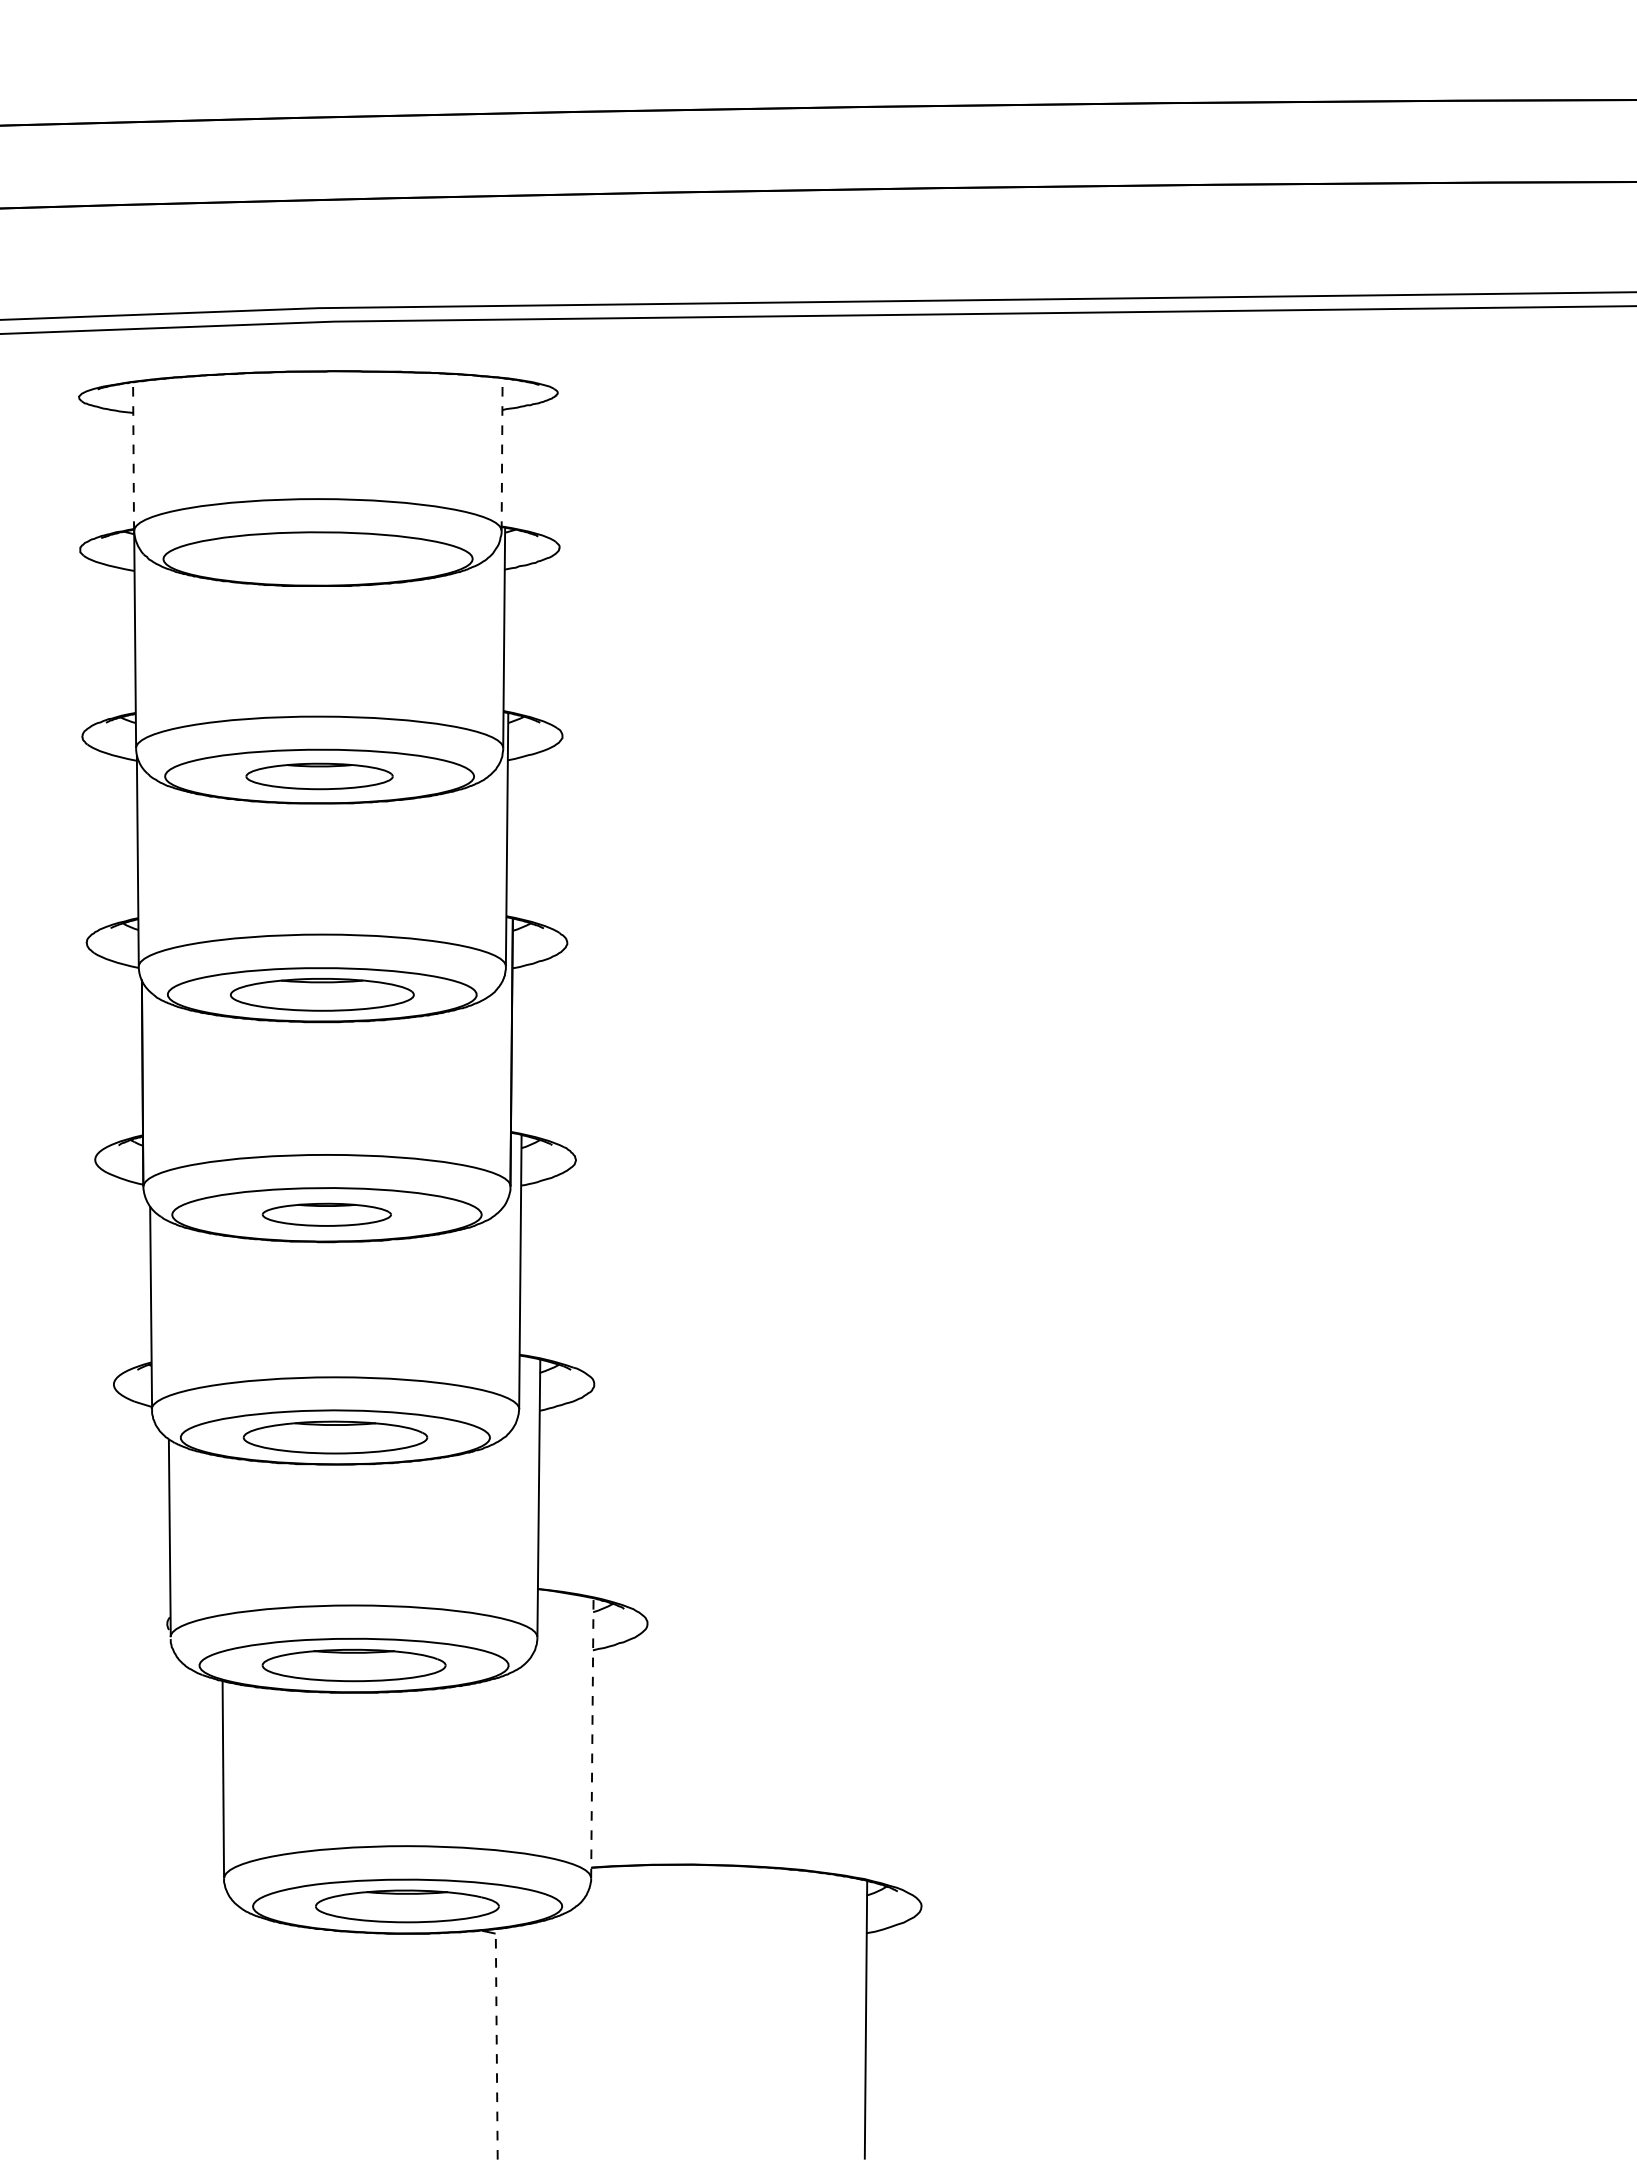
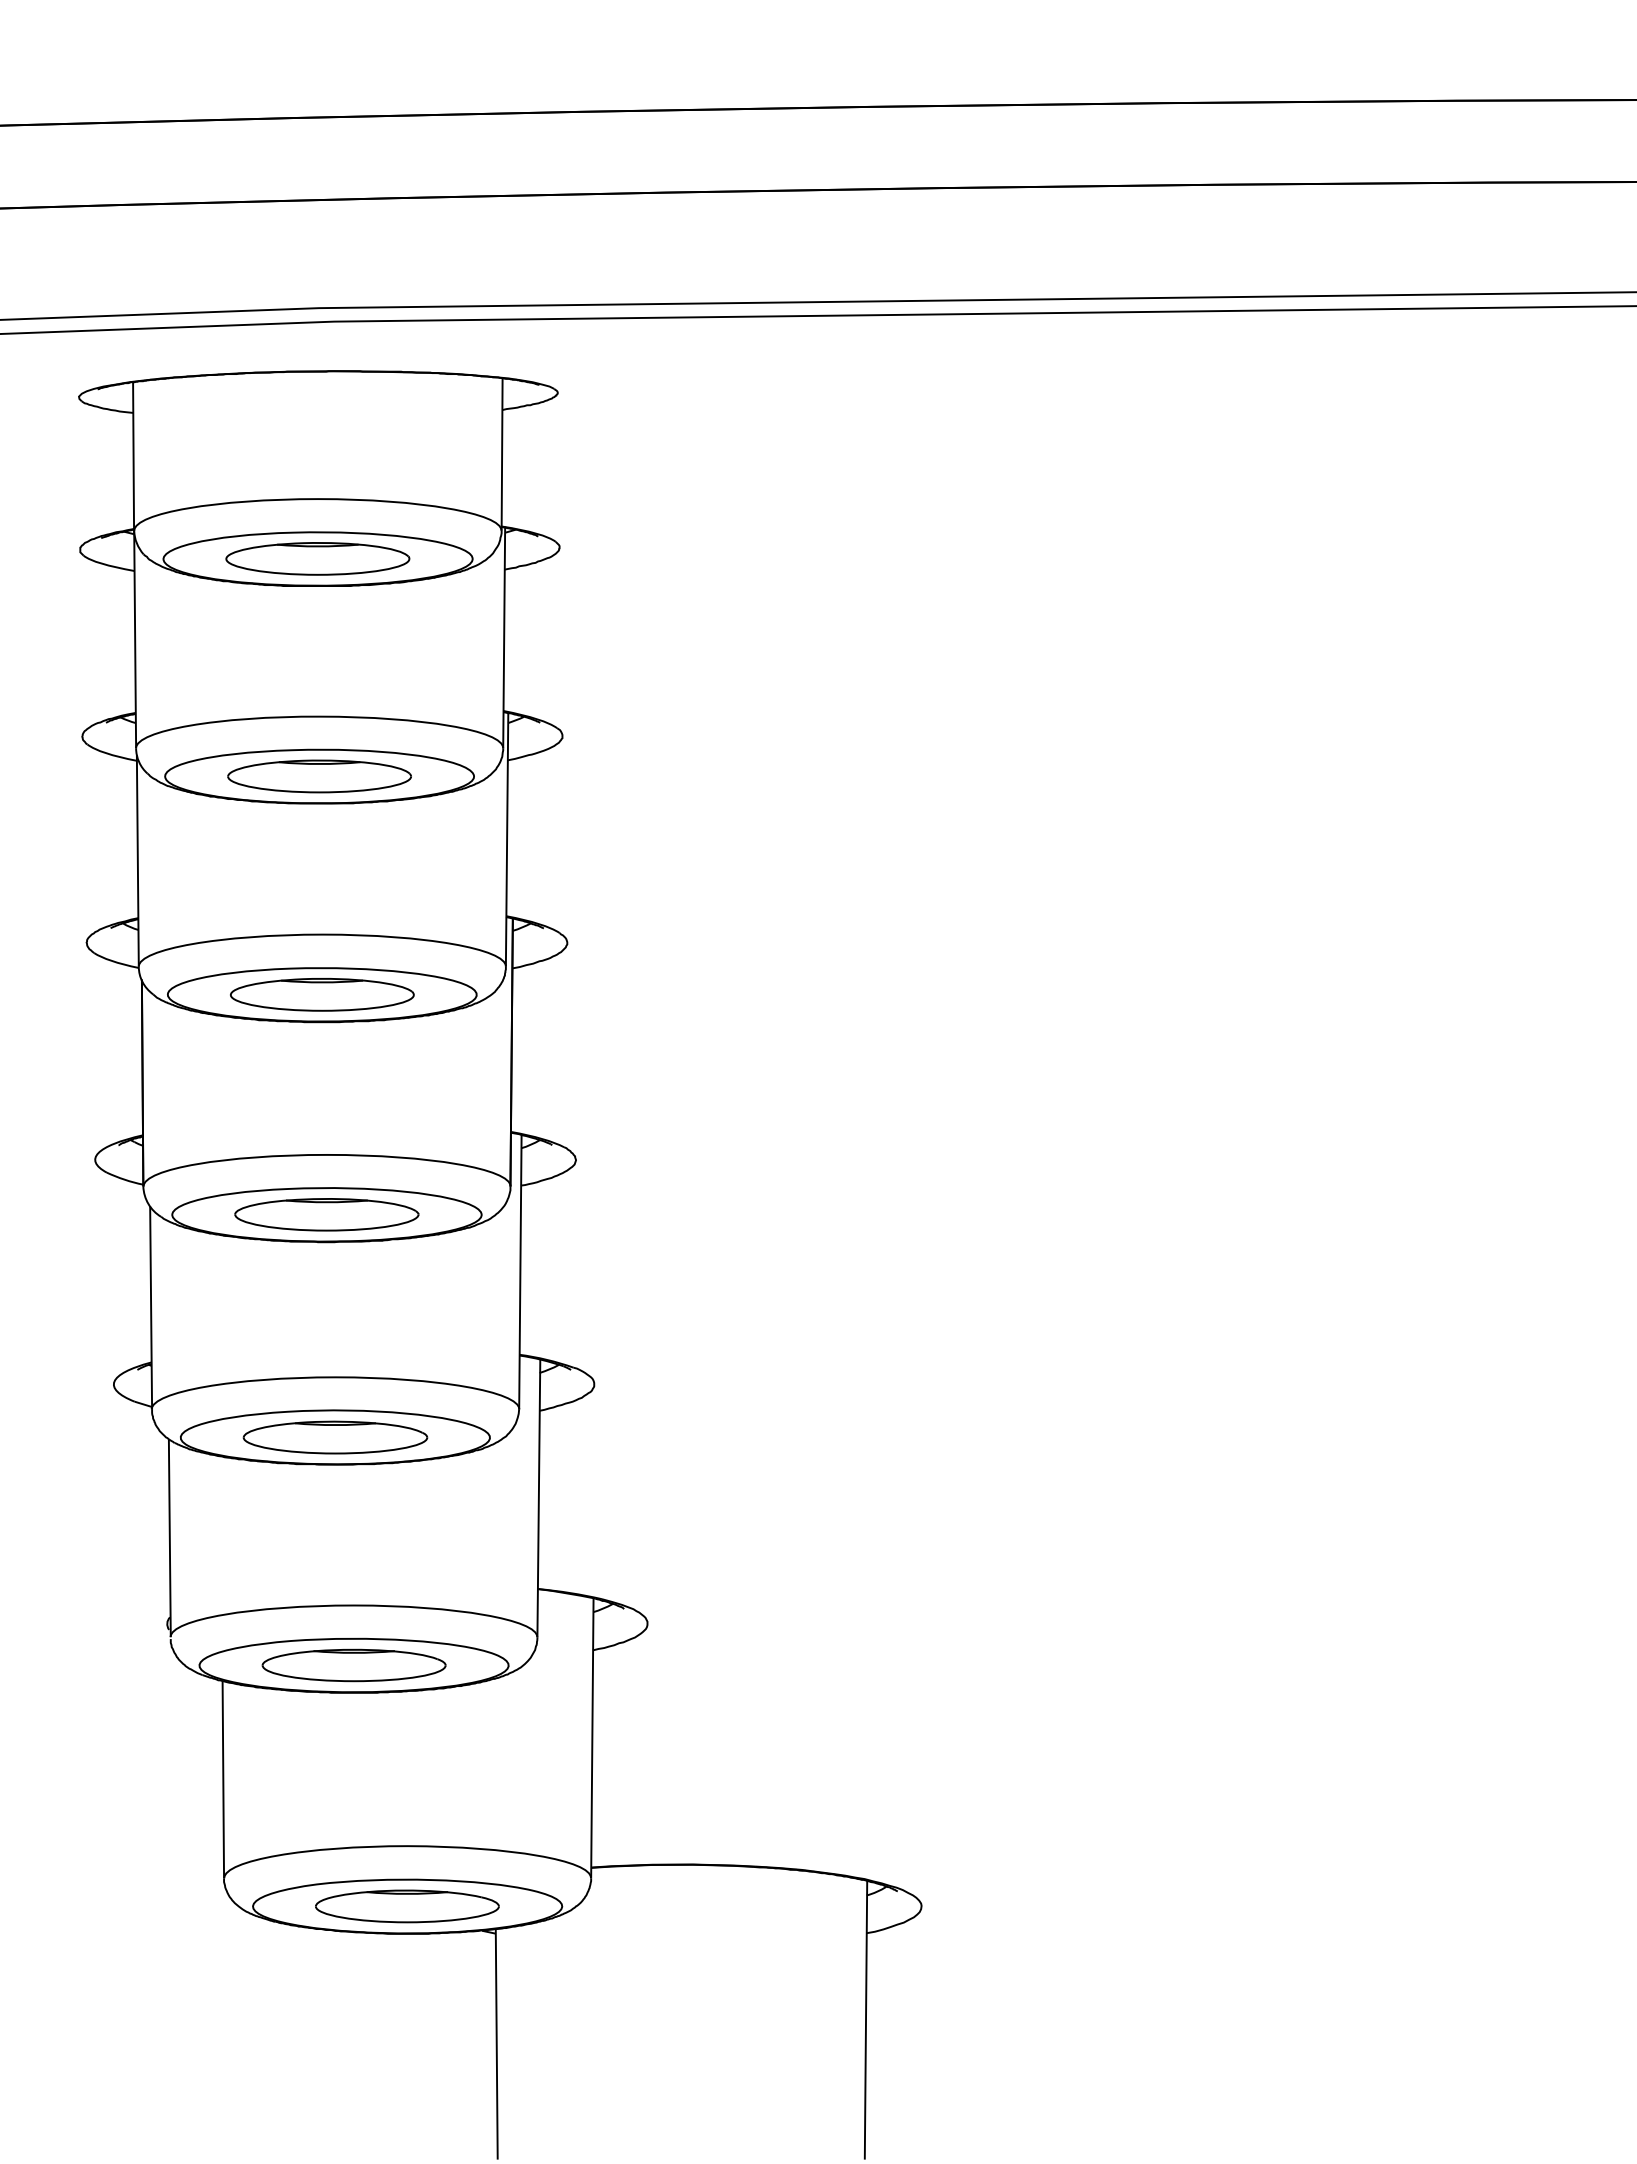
line: dashed -> solid (502, 454)
line: dashed -> solid (133, 456)
part: none -> present (317, 558)
part size: 149x29 px -> 185x35 px (319, 776)
part size: 131x25 px -> 186x34 px (326, 1214)
line: dashed -> solid (592, 1738)
line: dashed -> solid (496, 2043)
